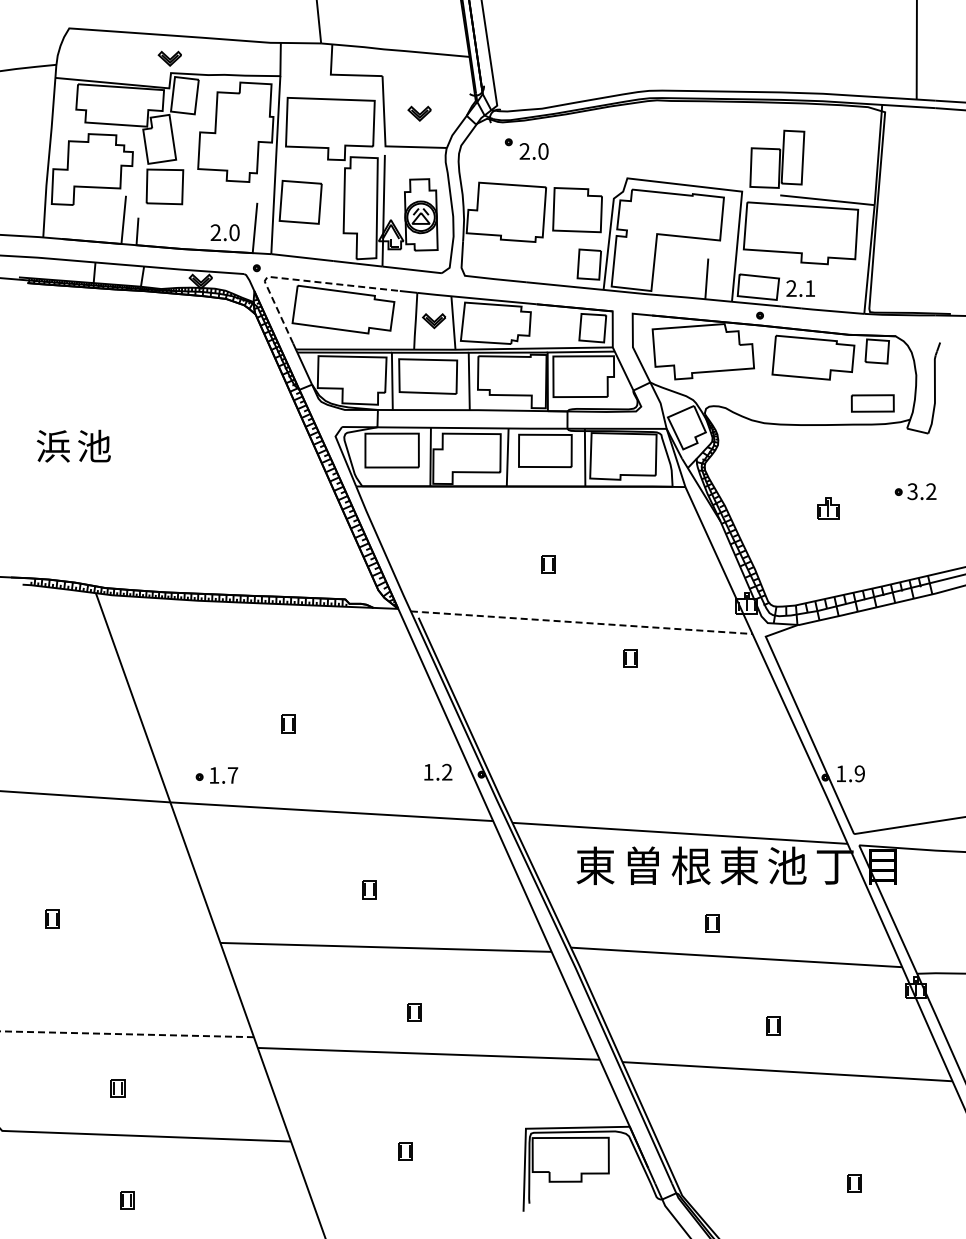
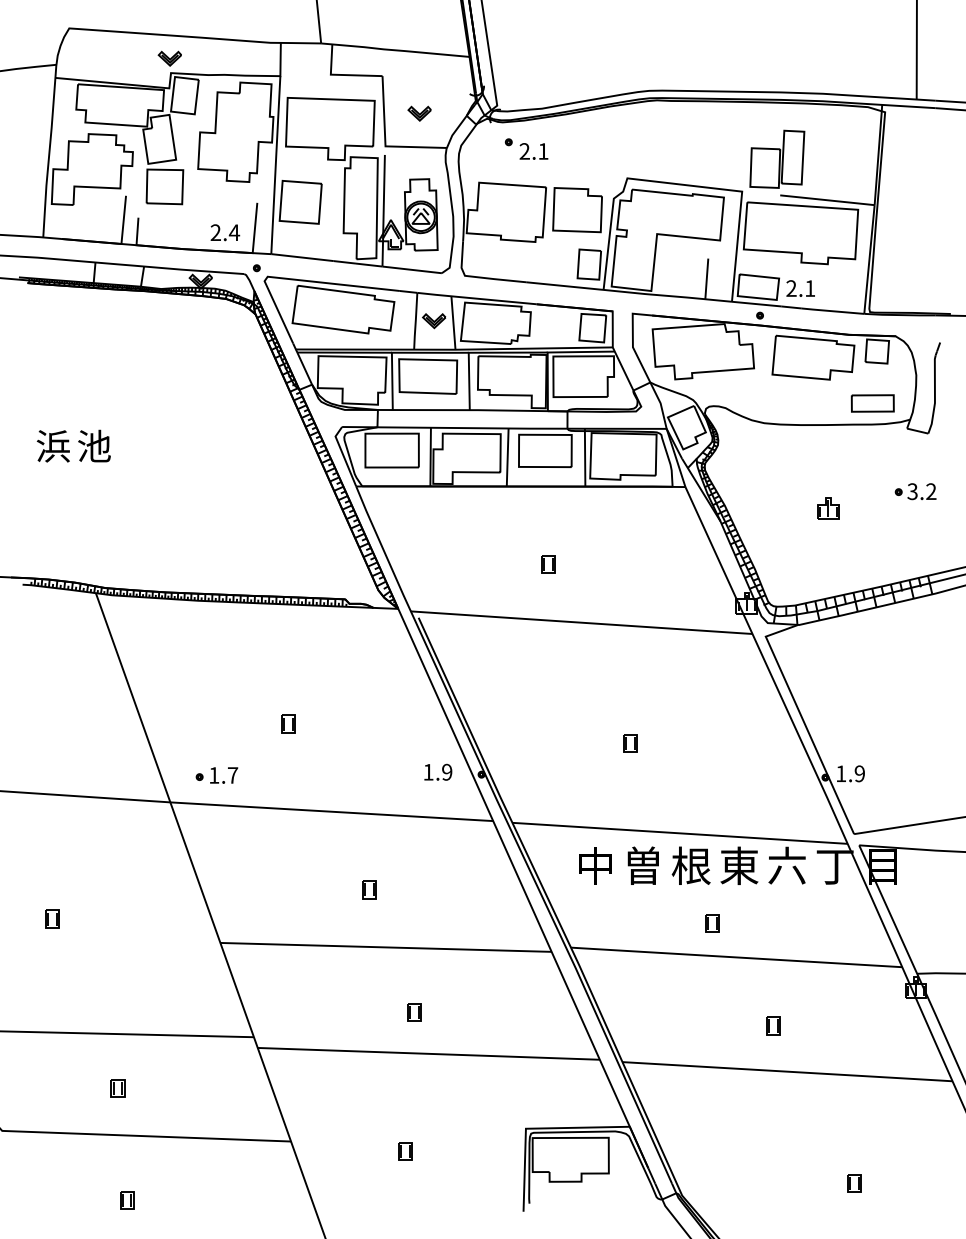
text: 2.0 -> 2.1 (543, 151)
text: 2.0 -> 2.4 (234, 232)
line: dashed -> solid (295, 279)
line: dashed -> solid (581, 622)
part position: (630, 658) -> (630, 743) (630, 743)
text: 1.2 -> 1.9 (447, 772)
text: 東 -> 中 (595, 865)
text: 池 -> 六 (787, 865)
line: dashed -> solid (127, 1034)
